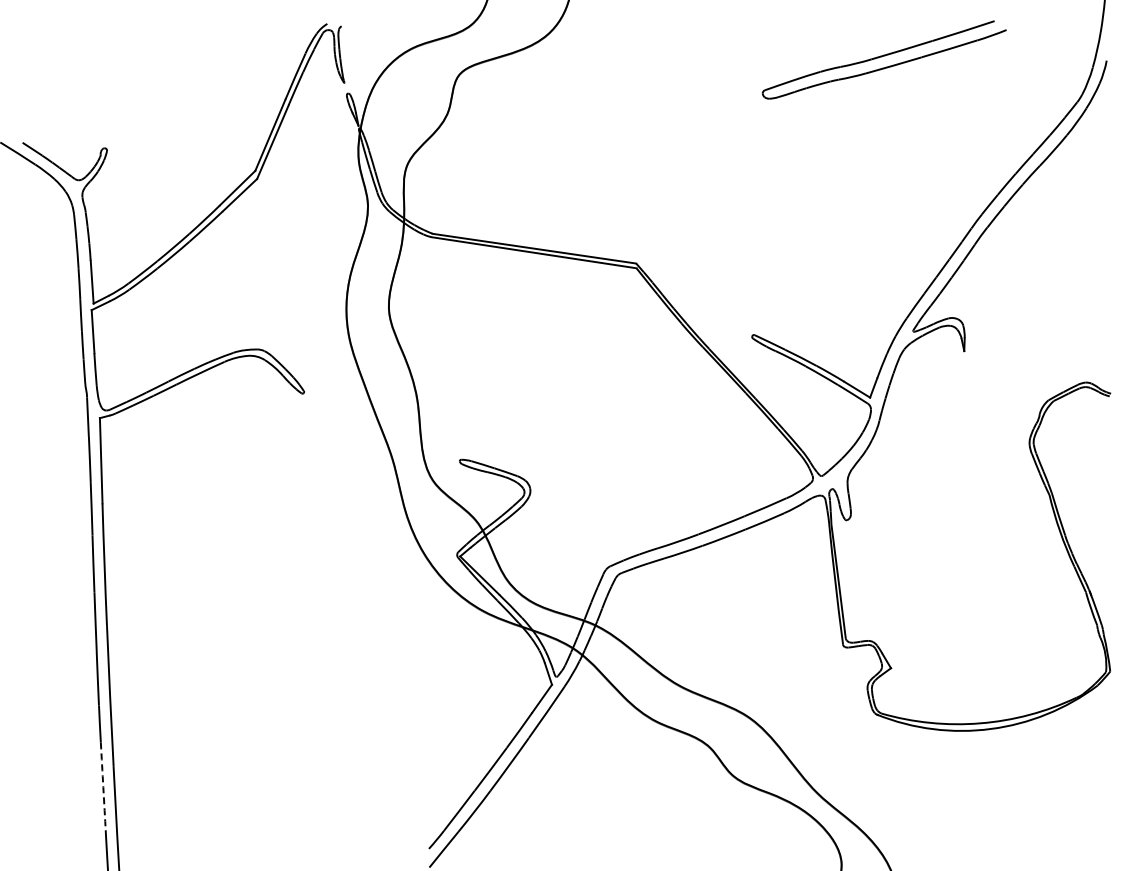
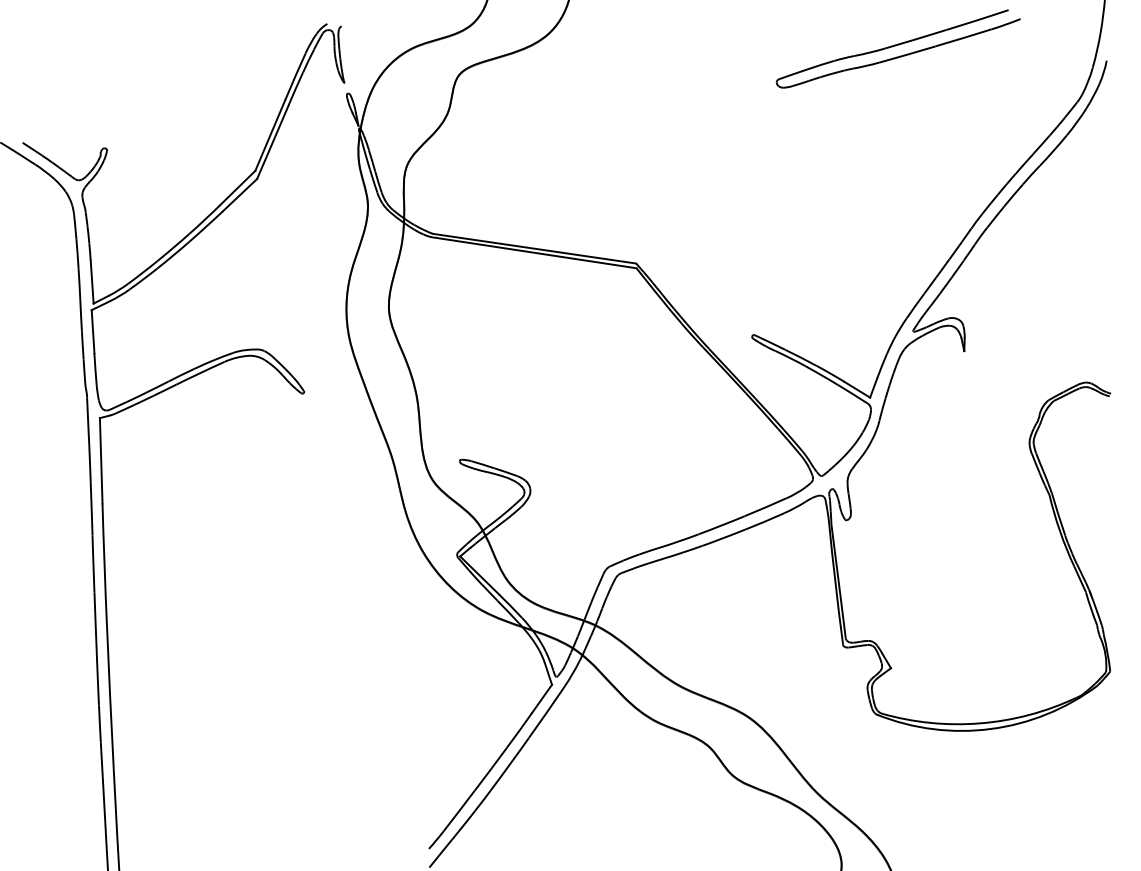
part position: (883, 59) -> (897, 48) (897, 48)
arc: dashed -> solid (103, 787)
